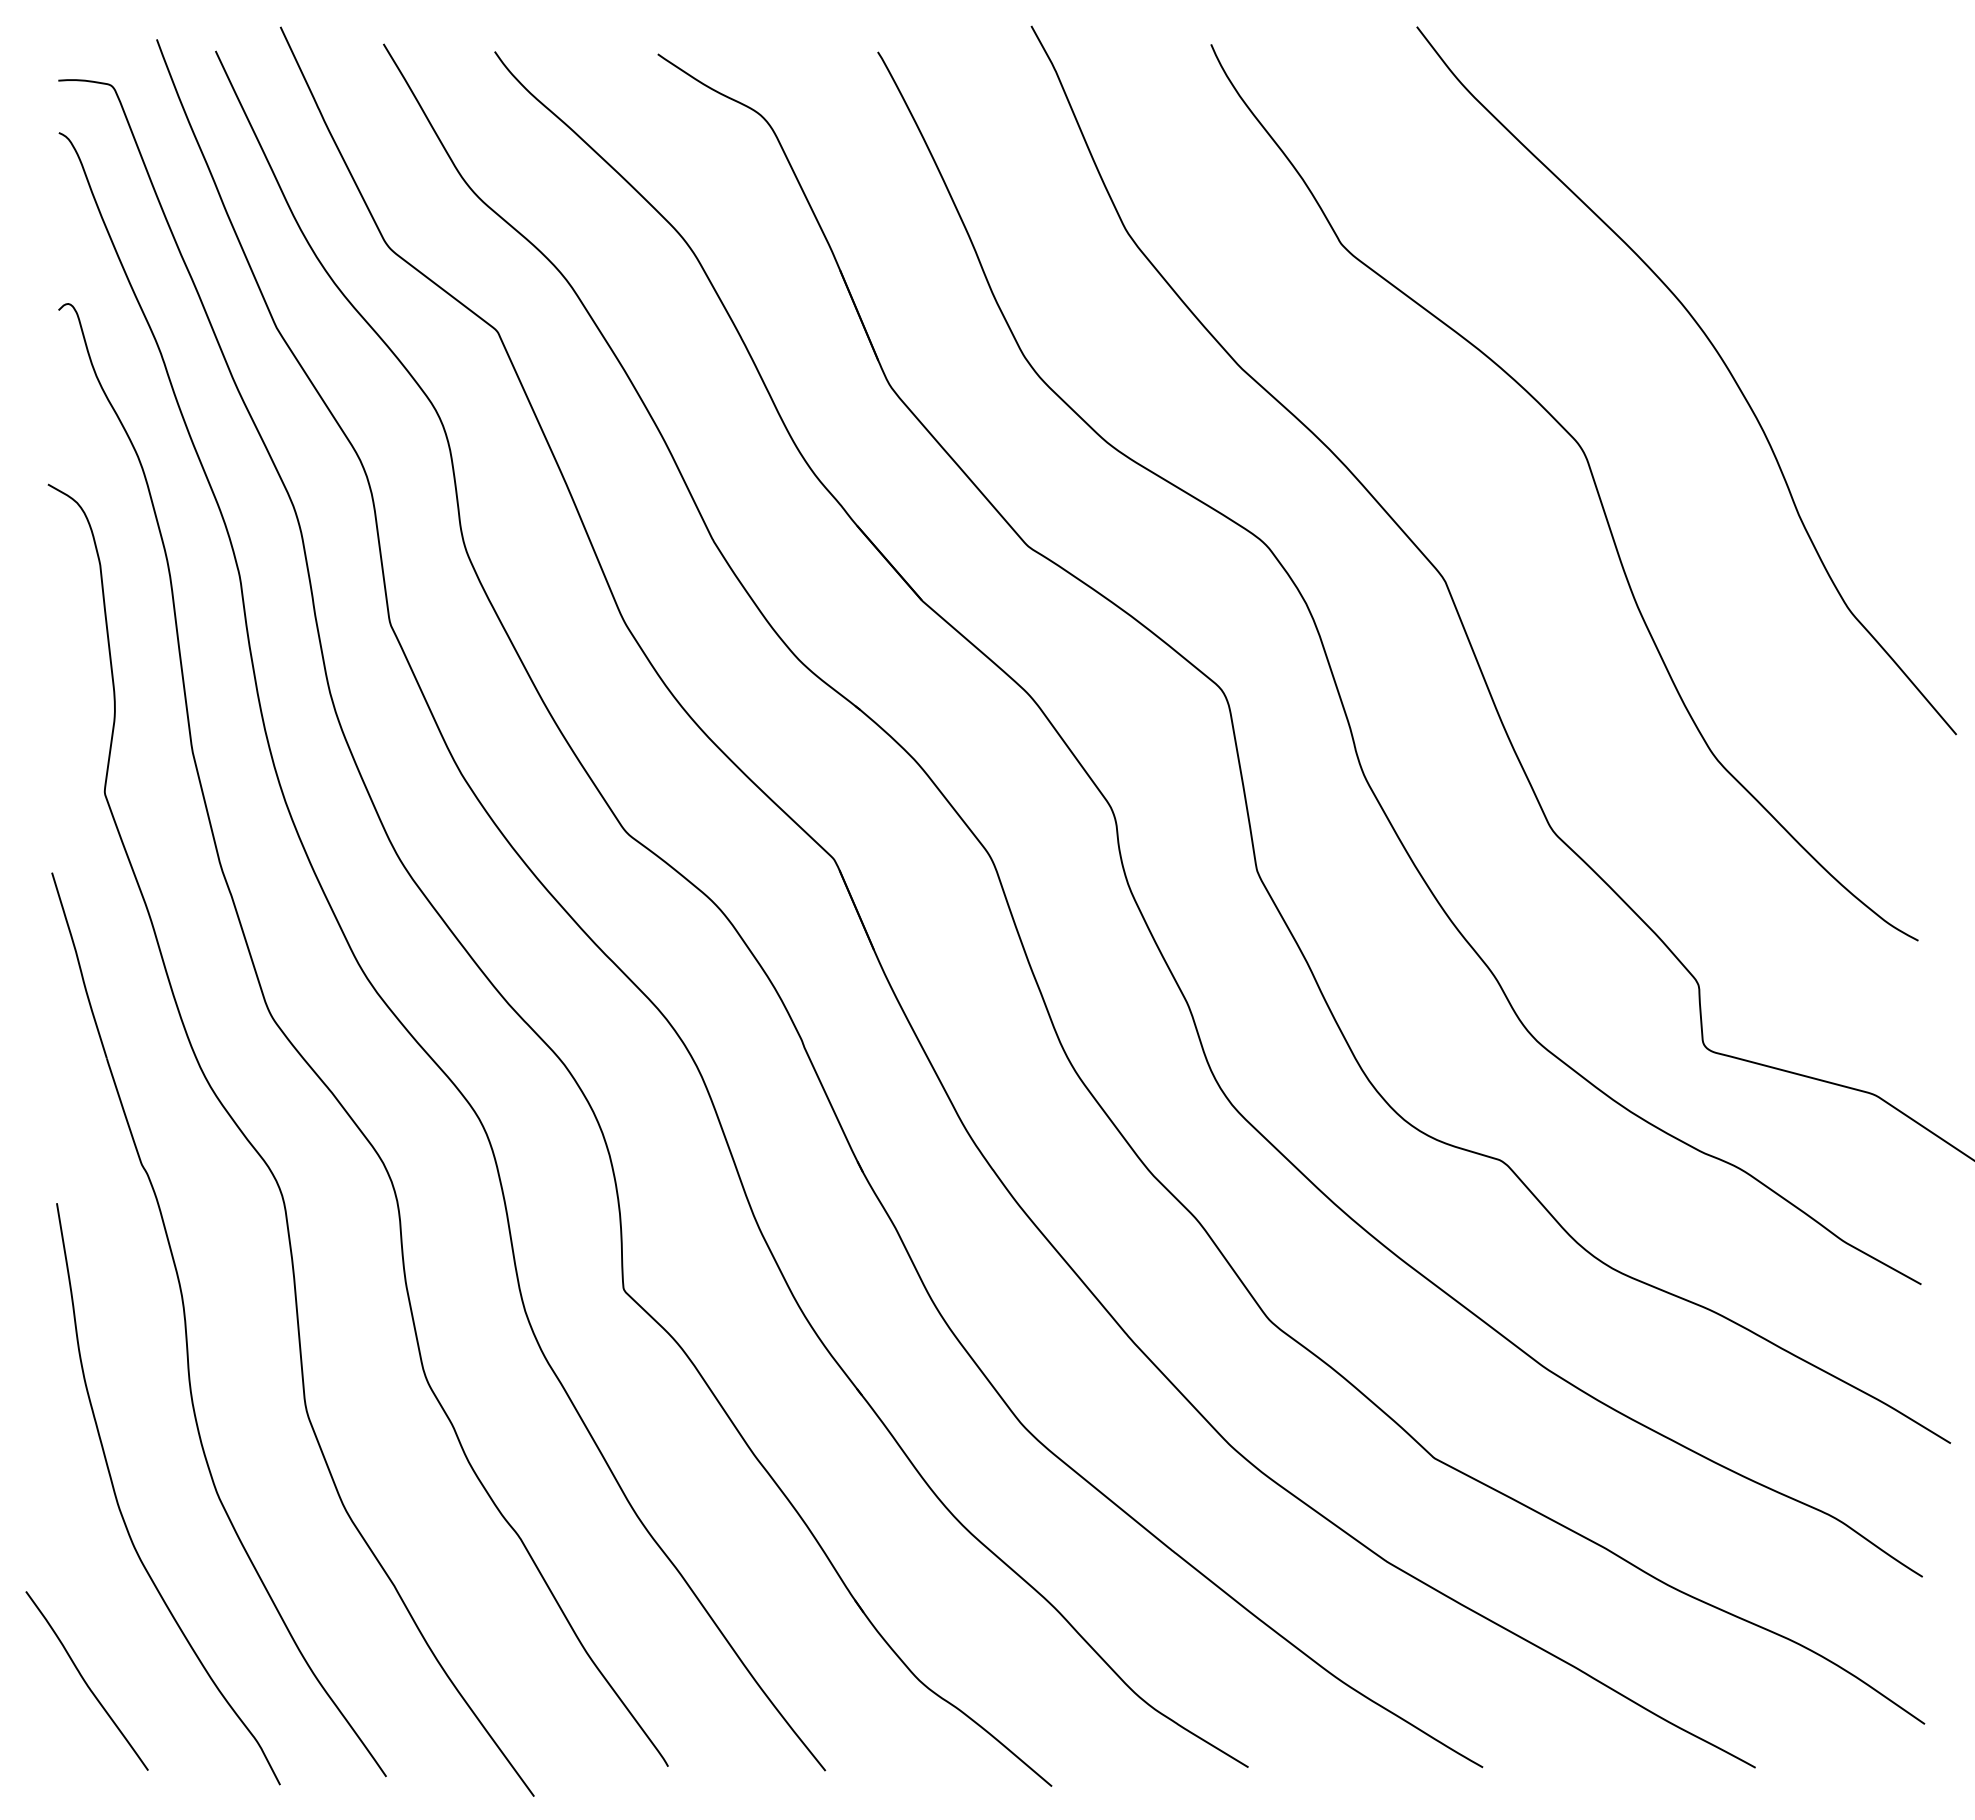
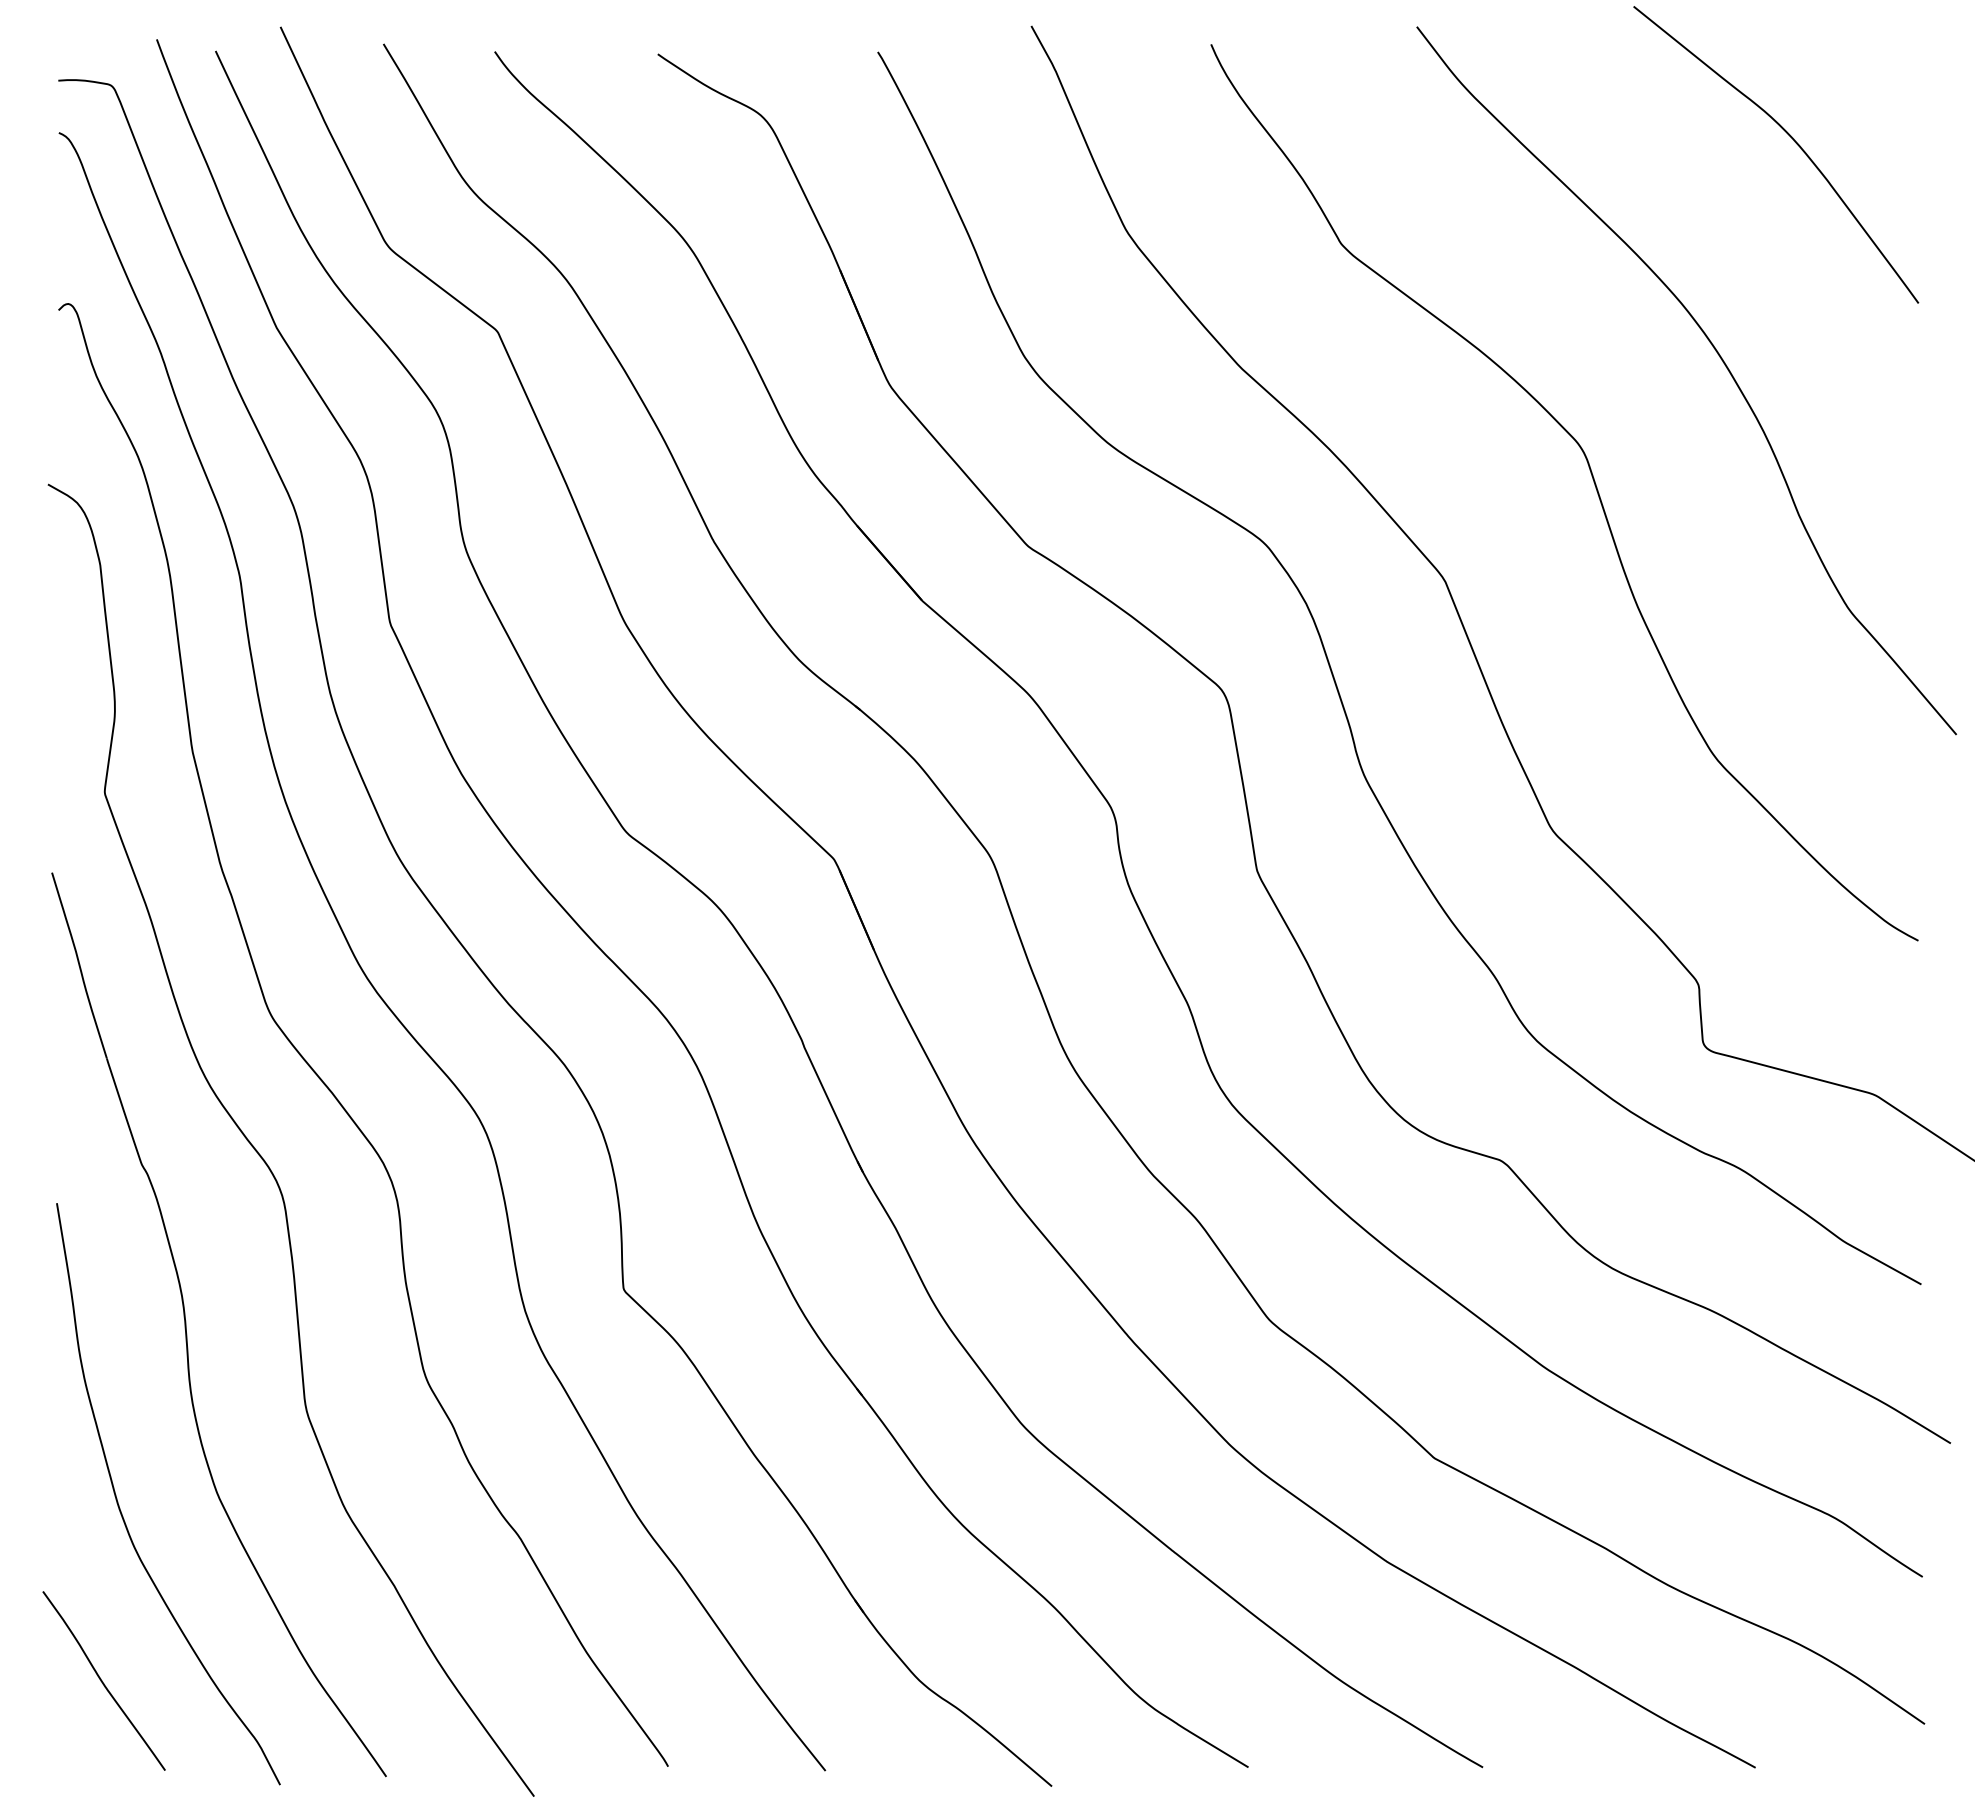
curve: none -> present (1791, 138)
curve position: (85, 1680) -> (102, 1680) (102, 1680)
